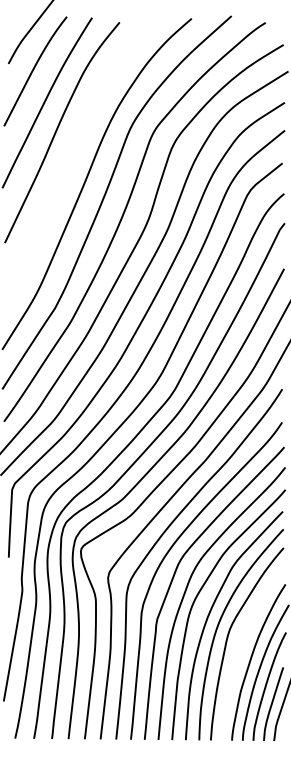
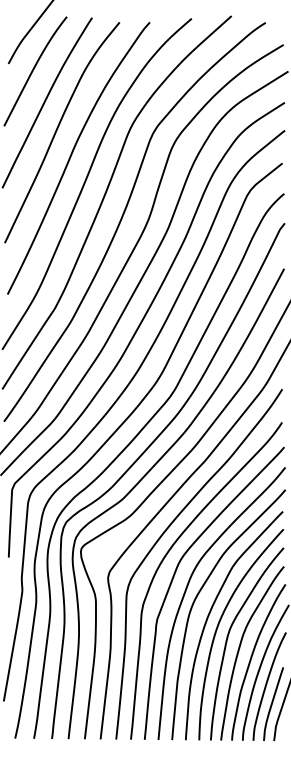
curve: none -> present (71, 157)
curve: none -> present (240, 648)
